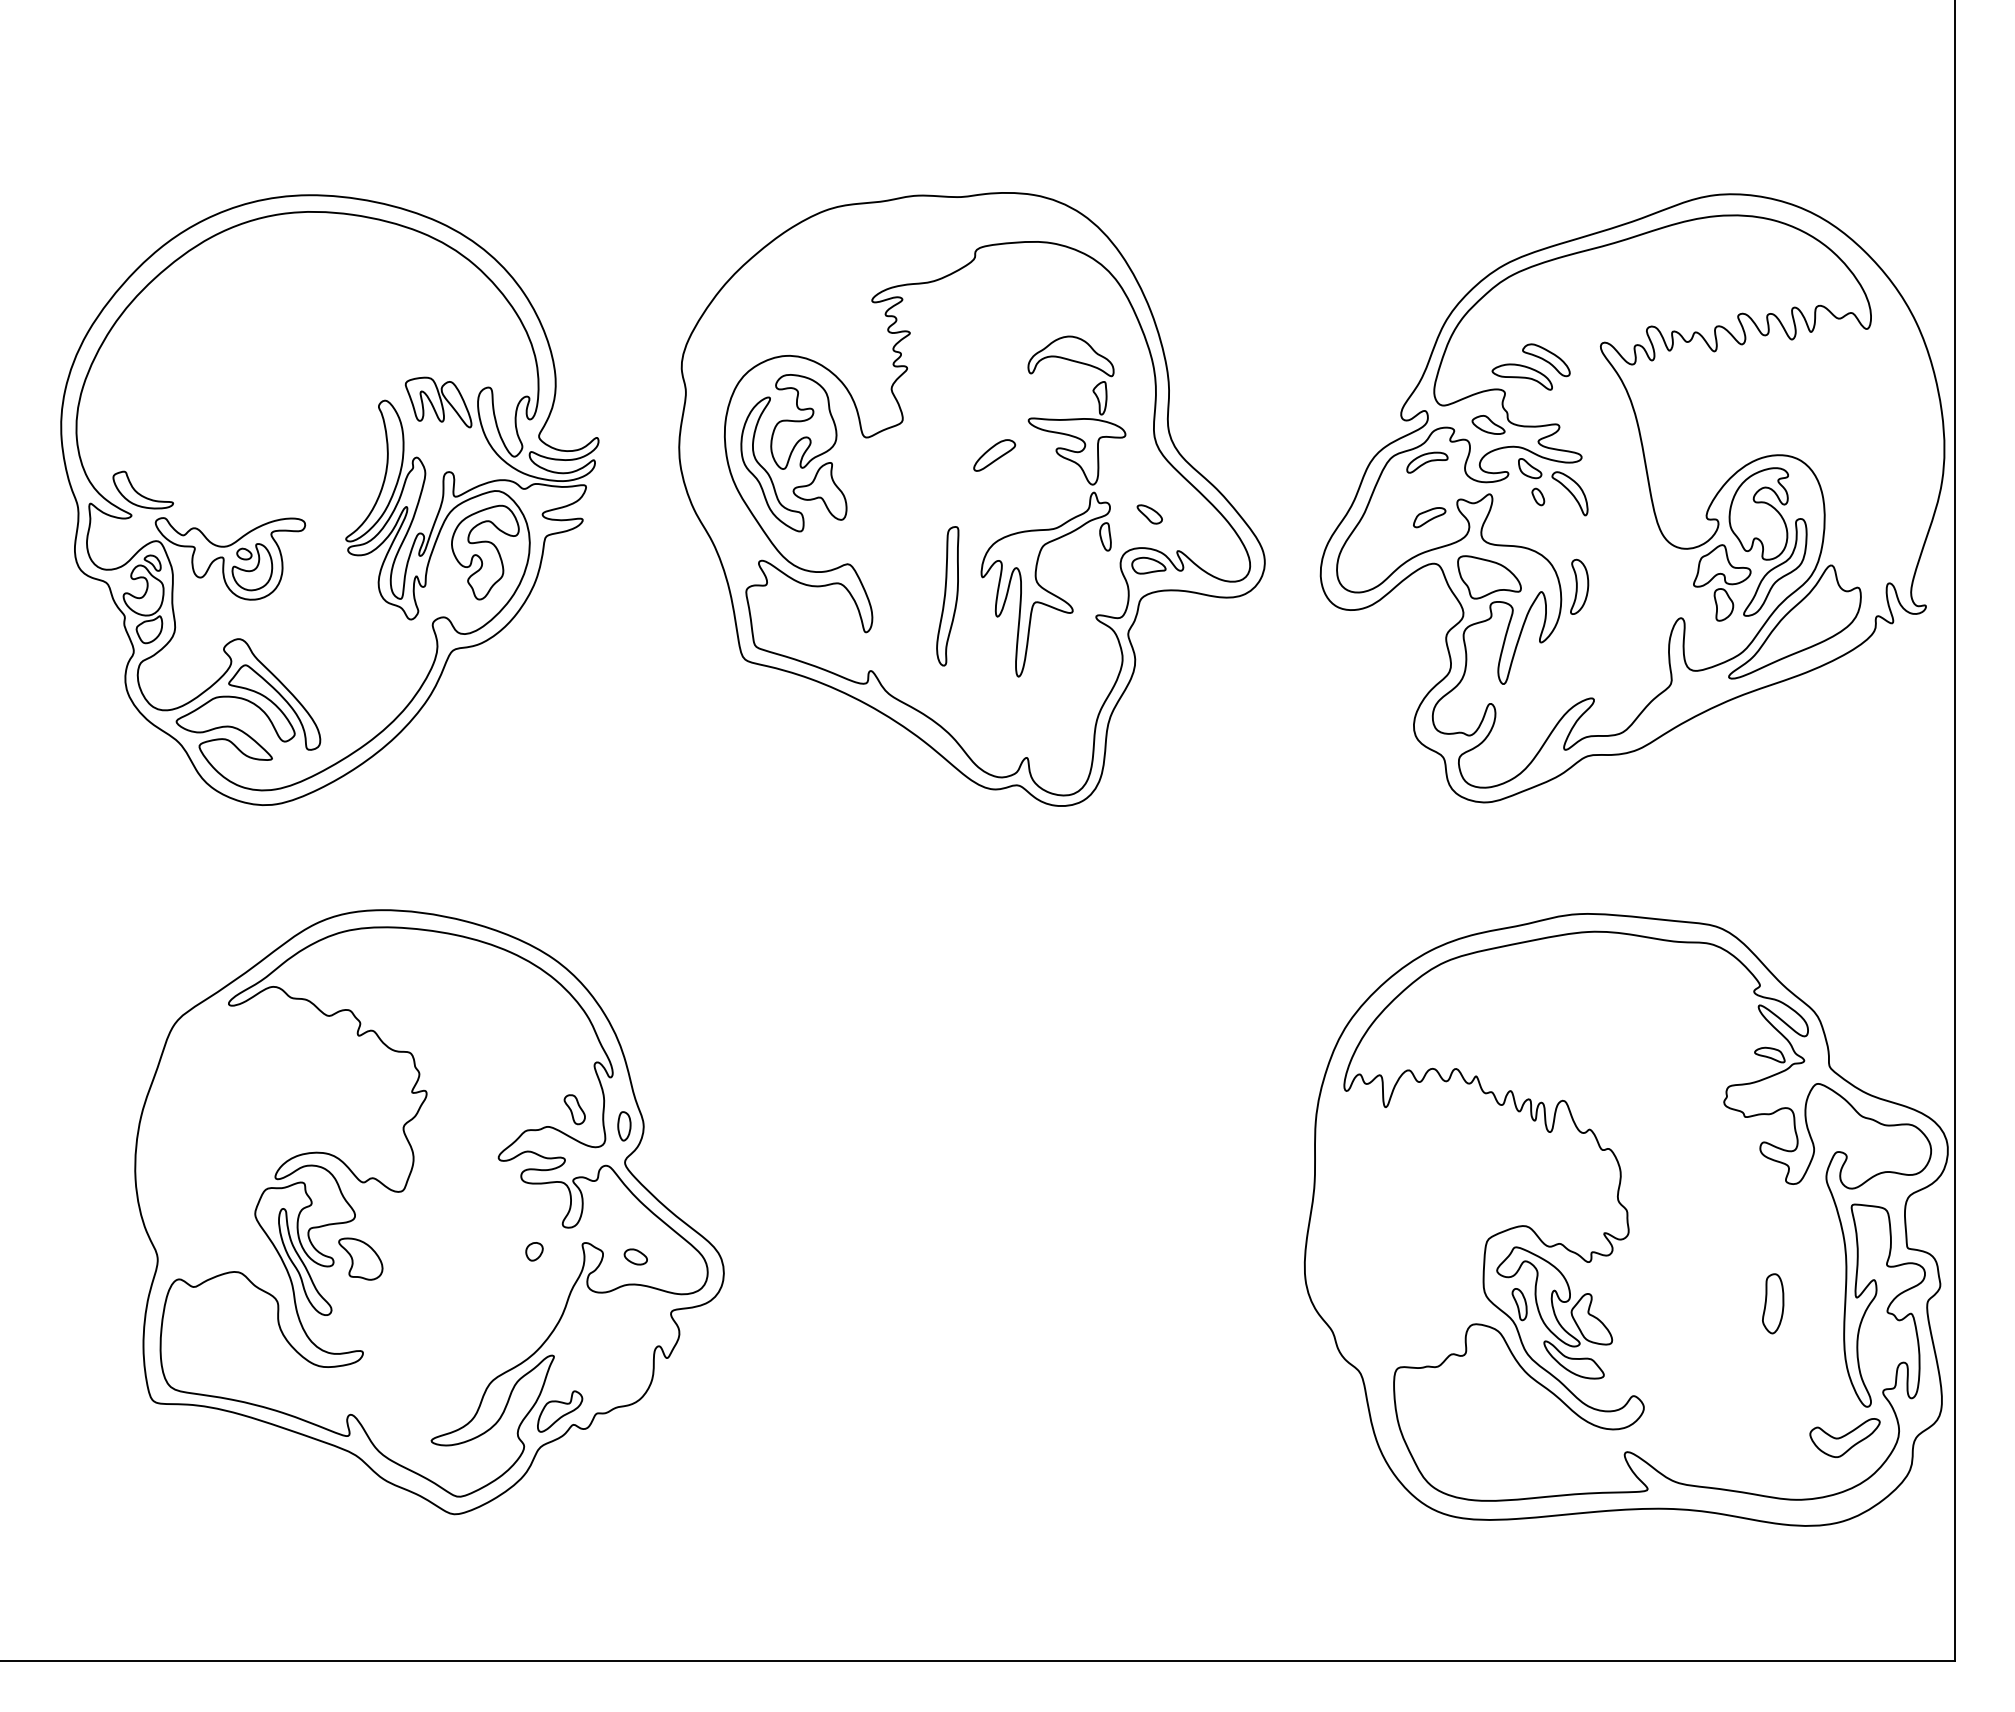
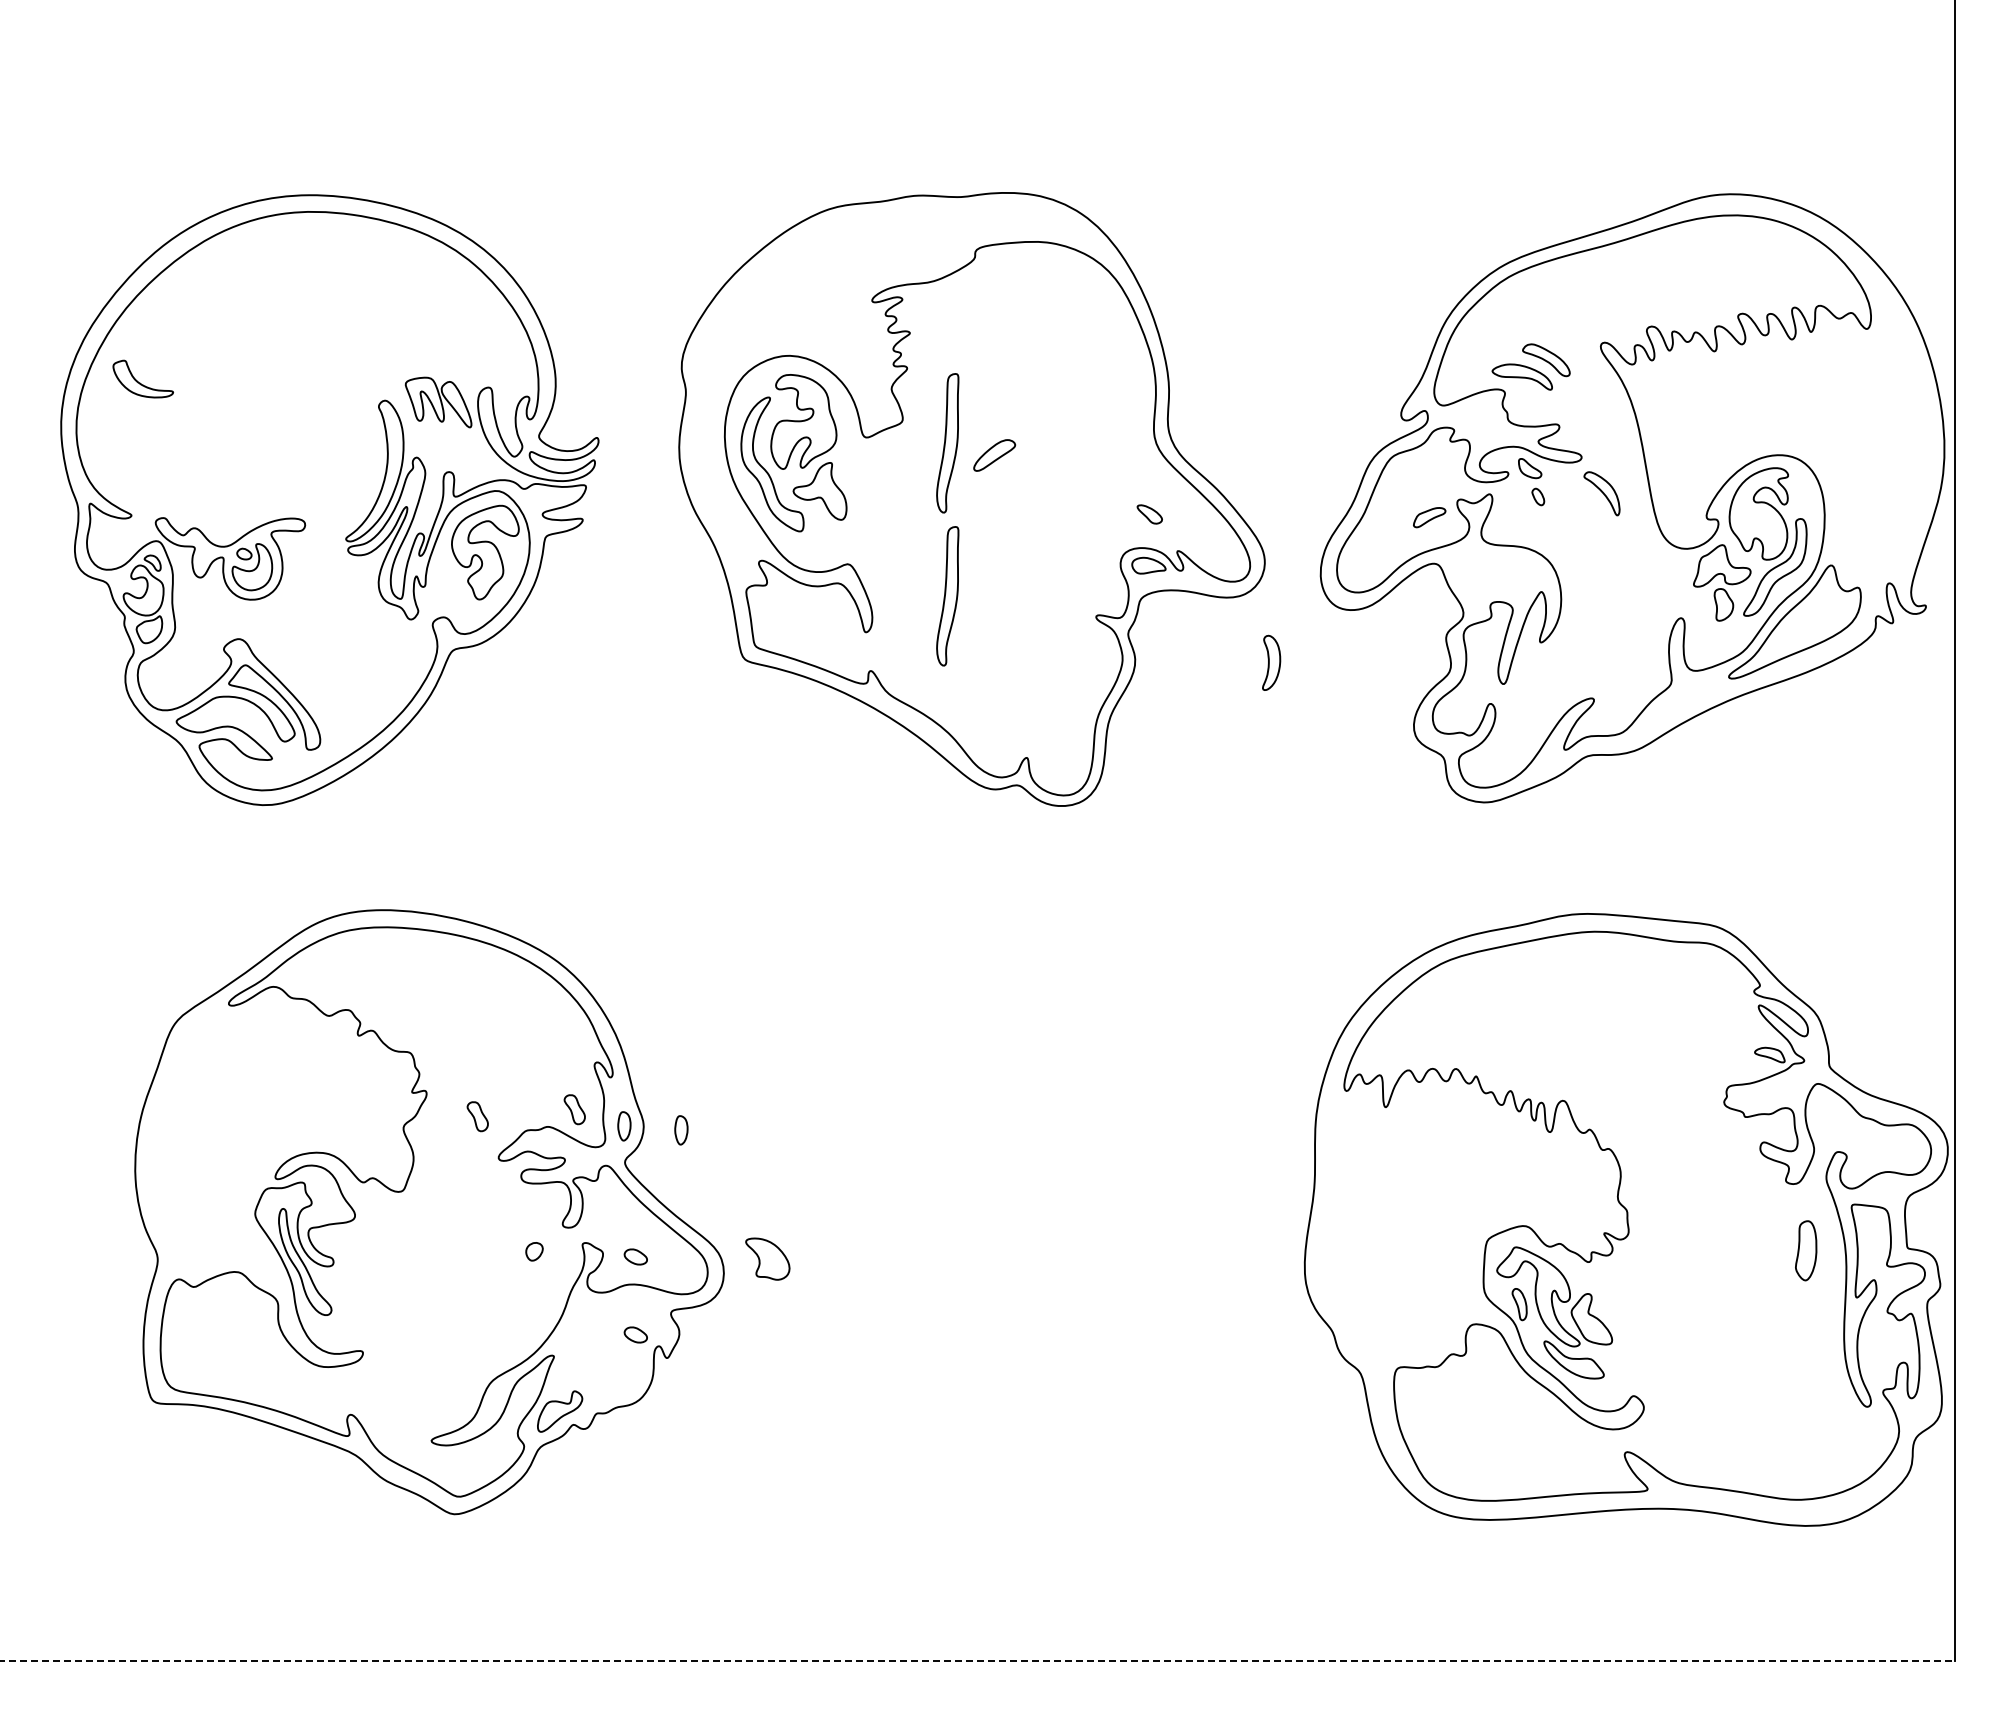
part: present -> none (1488, 424)
part: none -> present (947, 443)
part: present -> none (1427, 462)
part position: (142, 489) -> (142, 378) (142, 378)
part position: (1569, 493) -> (1601, 493) (1601, 493)
part: present -> none (1065, 521)
part: present -> none (1489, 577)
part position: (1579, 586) -> (1271, 662) (1271, 662)
part: none -> present (477, 1116)
part: none -> present (681, 1130)
part position: (360, 1258) -> (767, 1258) (767, 1258)
part position: (1773, 1303) -> (1806, 1250) (1806, 1250)
part: none -> present (635, 1334)
part: present -> none (1844, 1437)
line: solid -> dashed (977, 1660)
